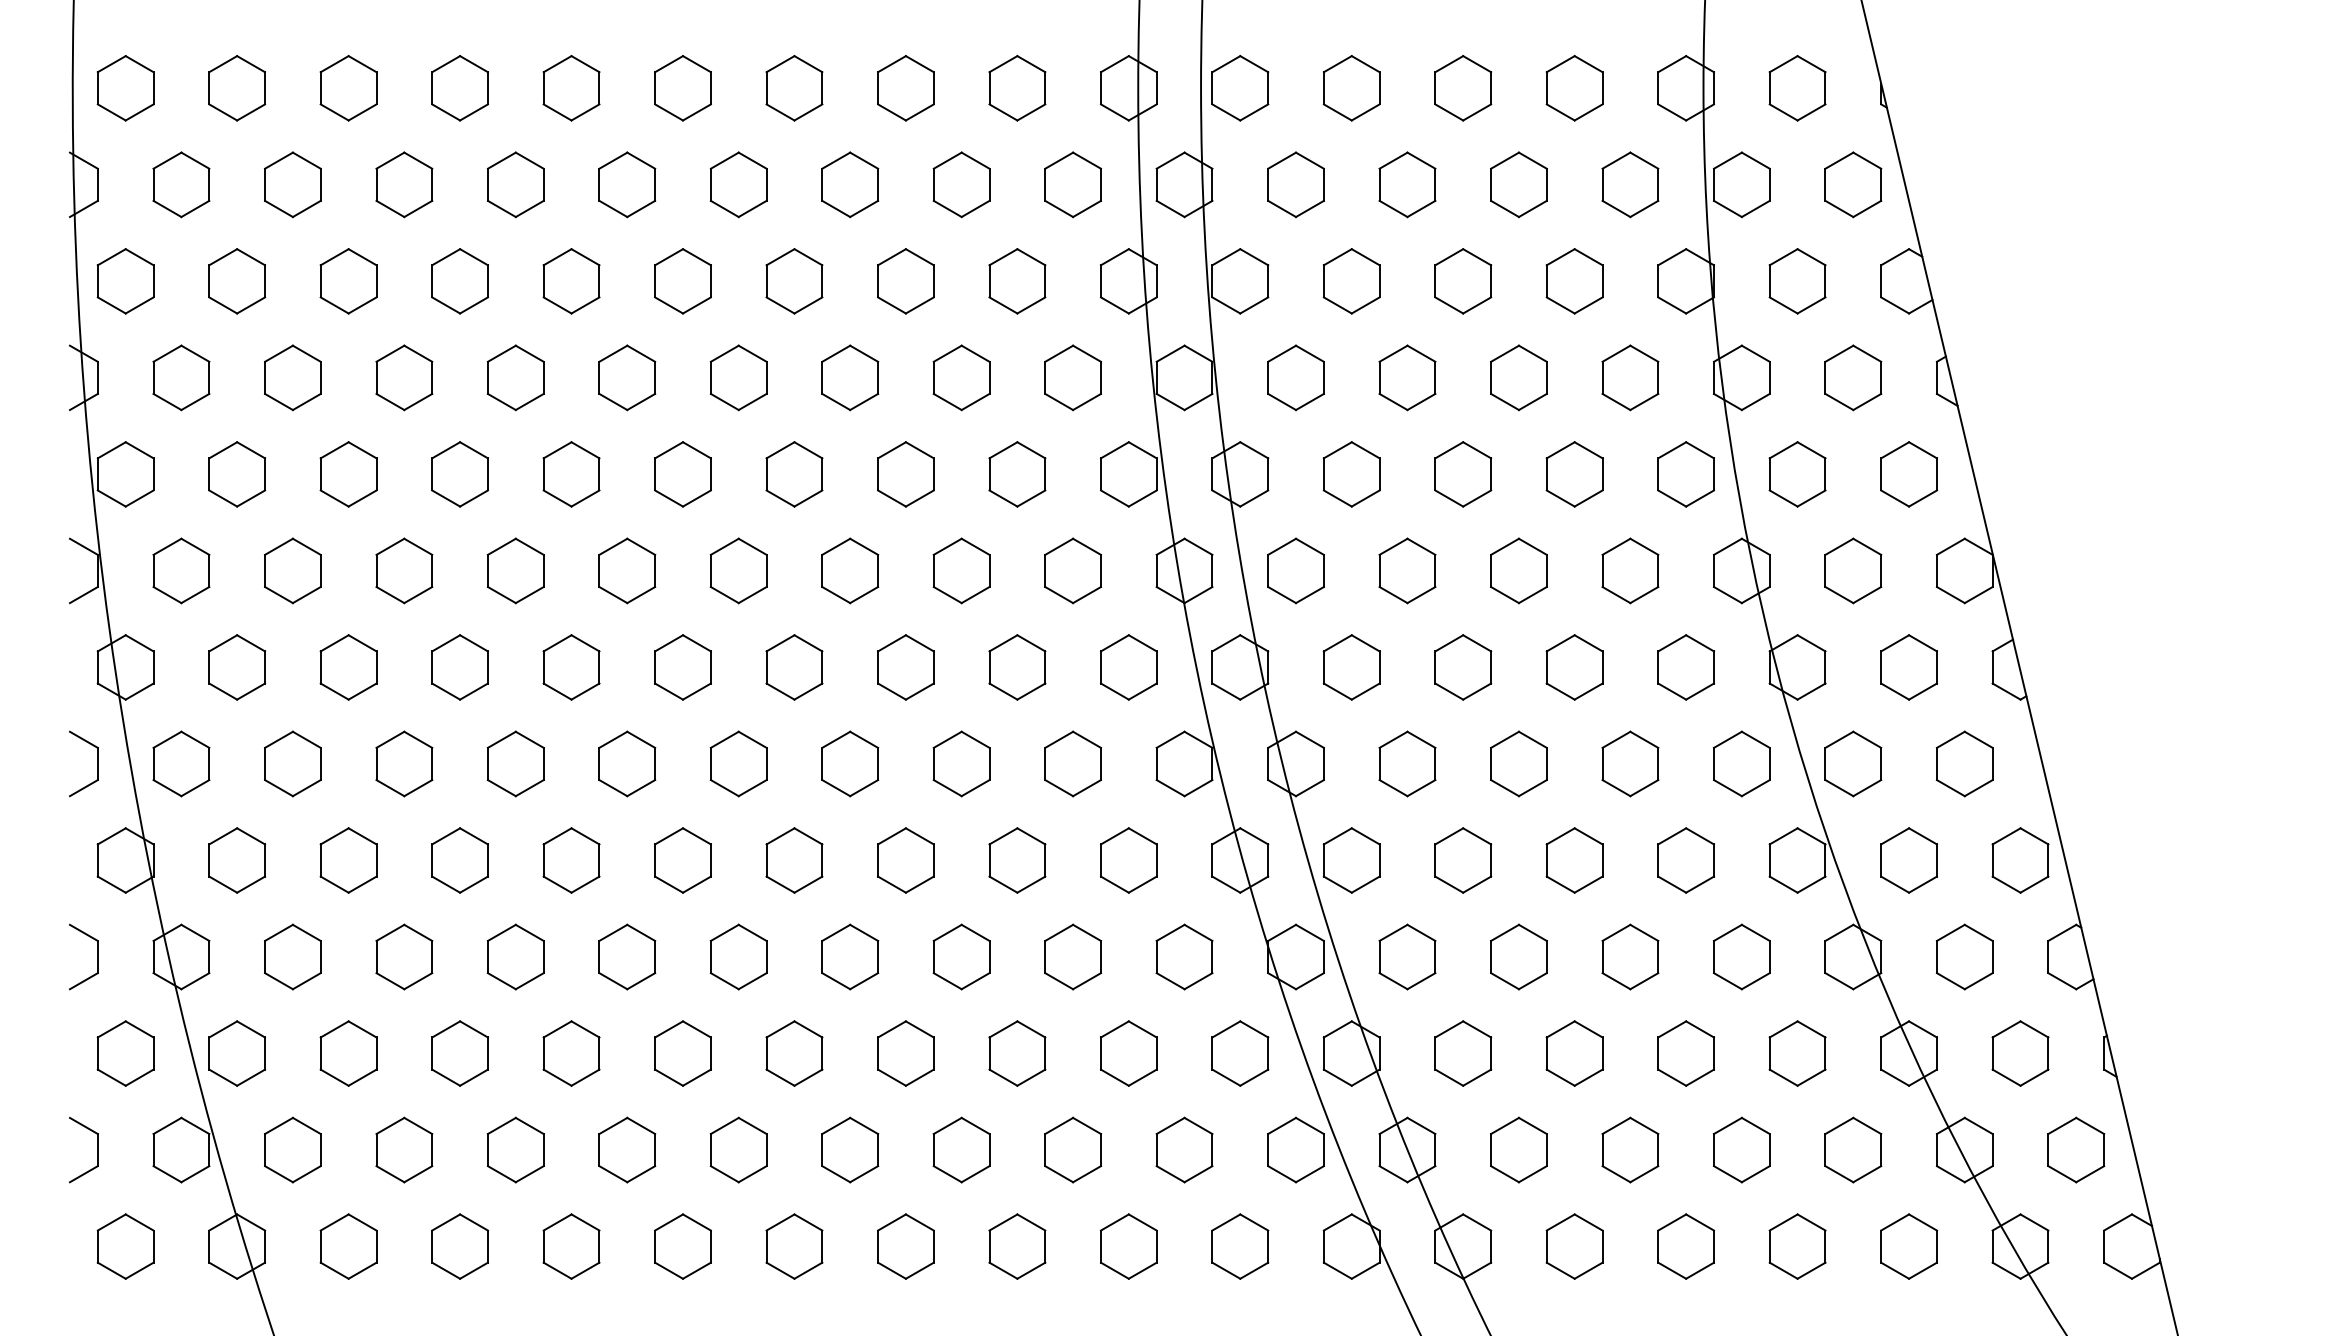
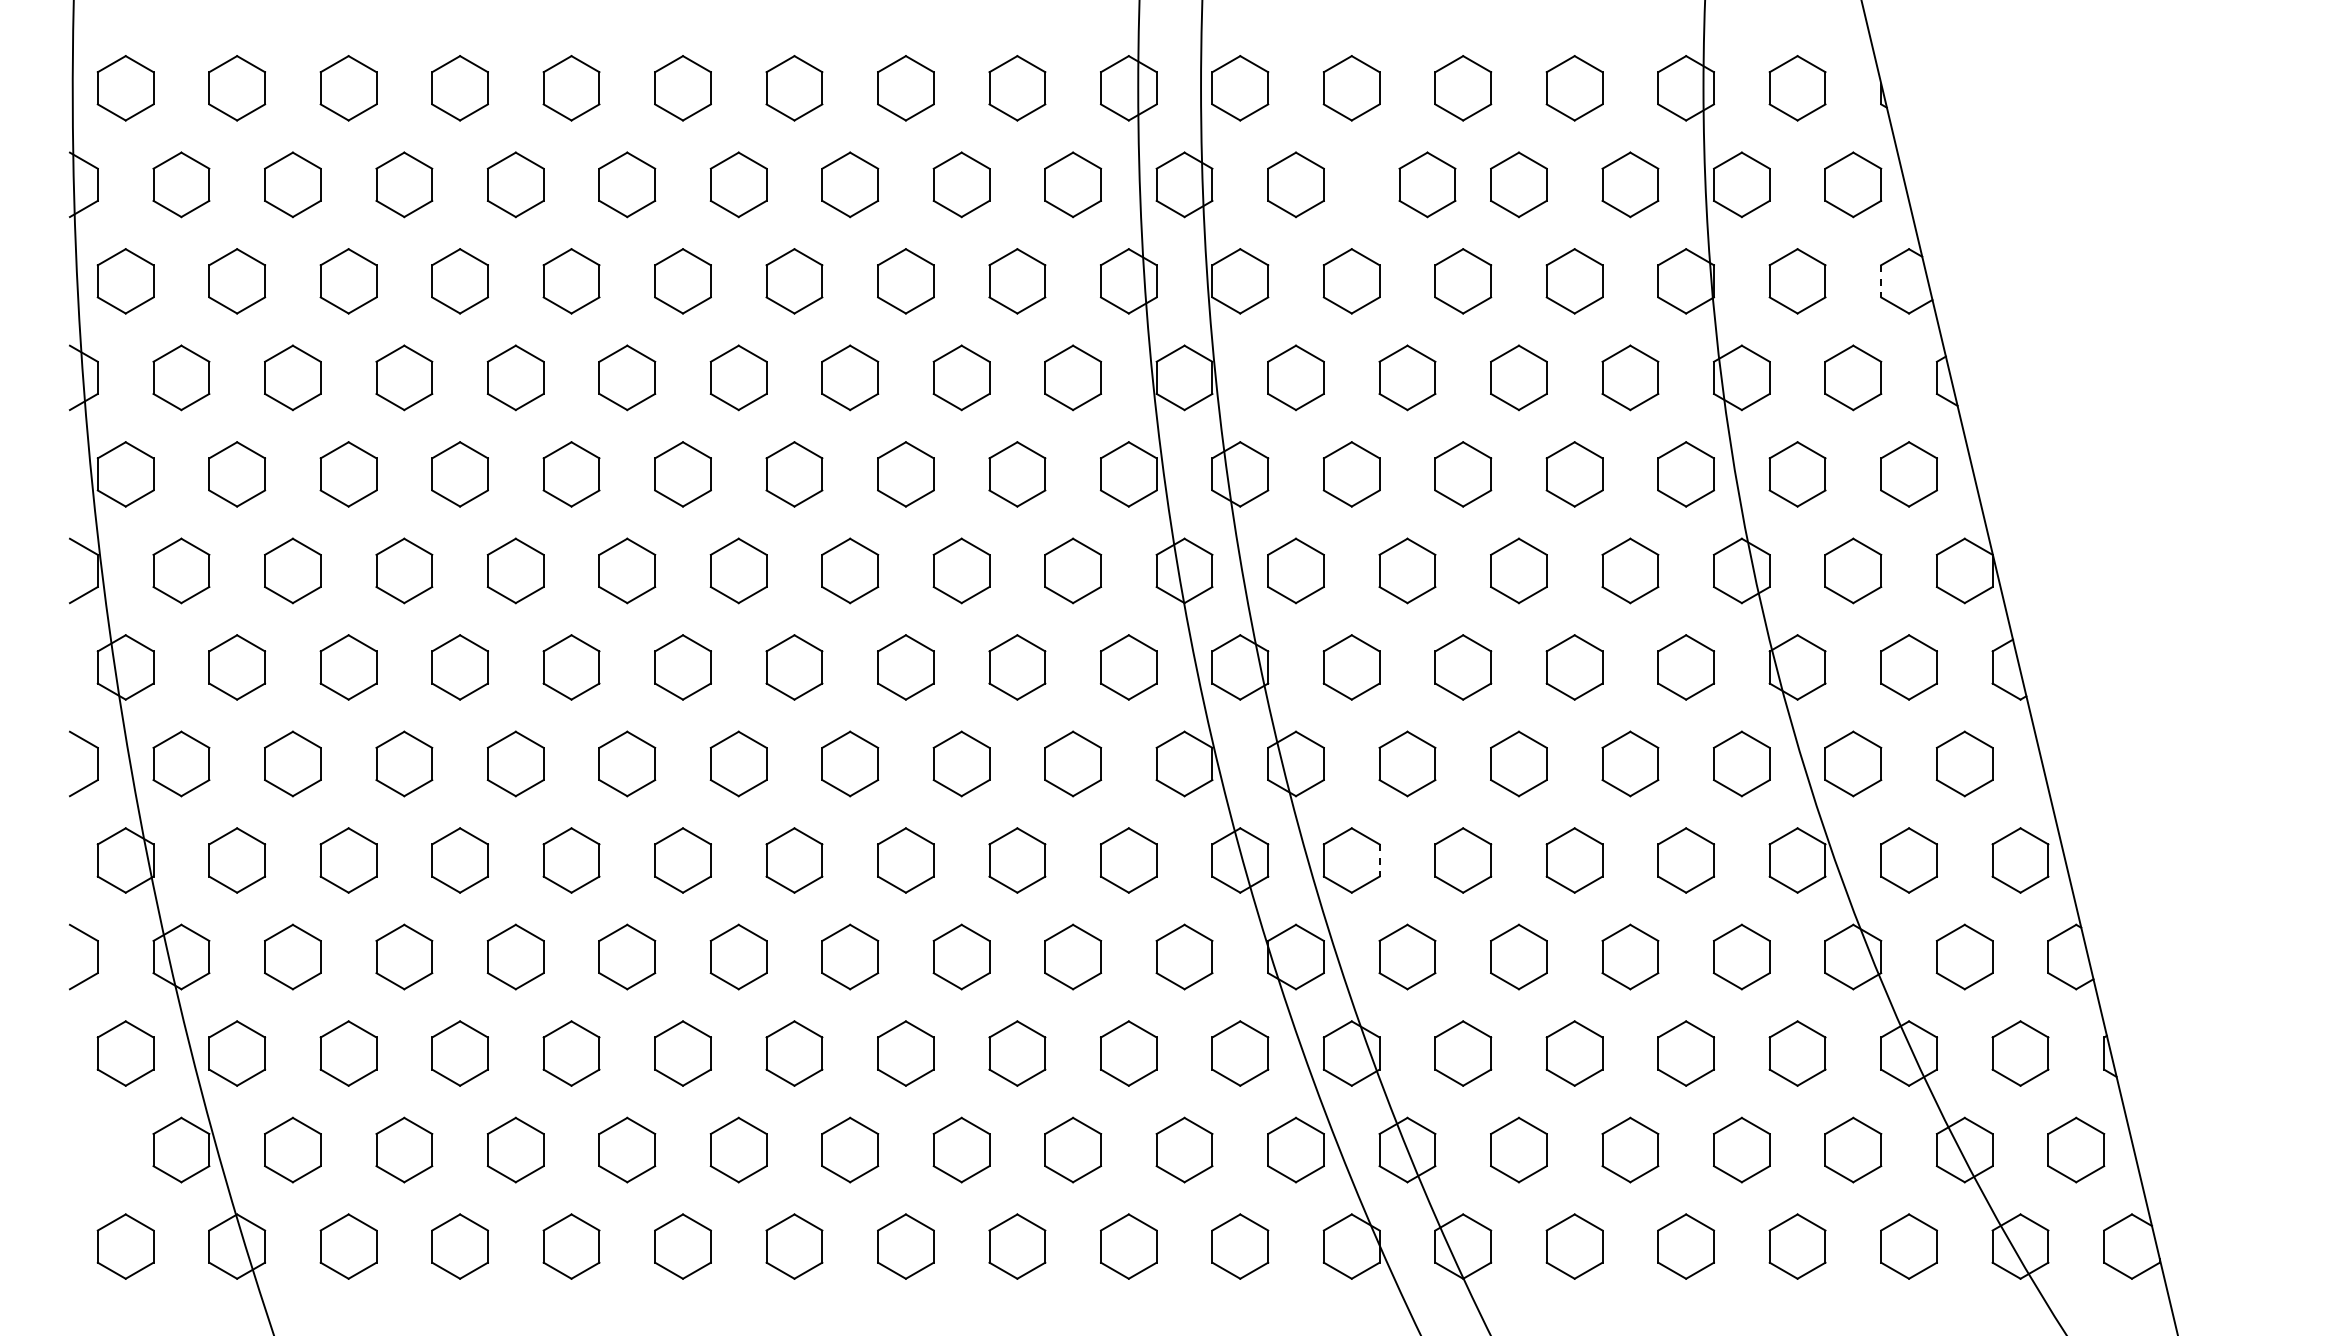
part position: (1407, 184) -> (1427, 184) (1427, 184)
line: solid -> dashed (1881, 281)
line: solid -> dashed (1379, 861)
part: present -> none (97, 1149)
